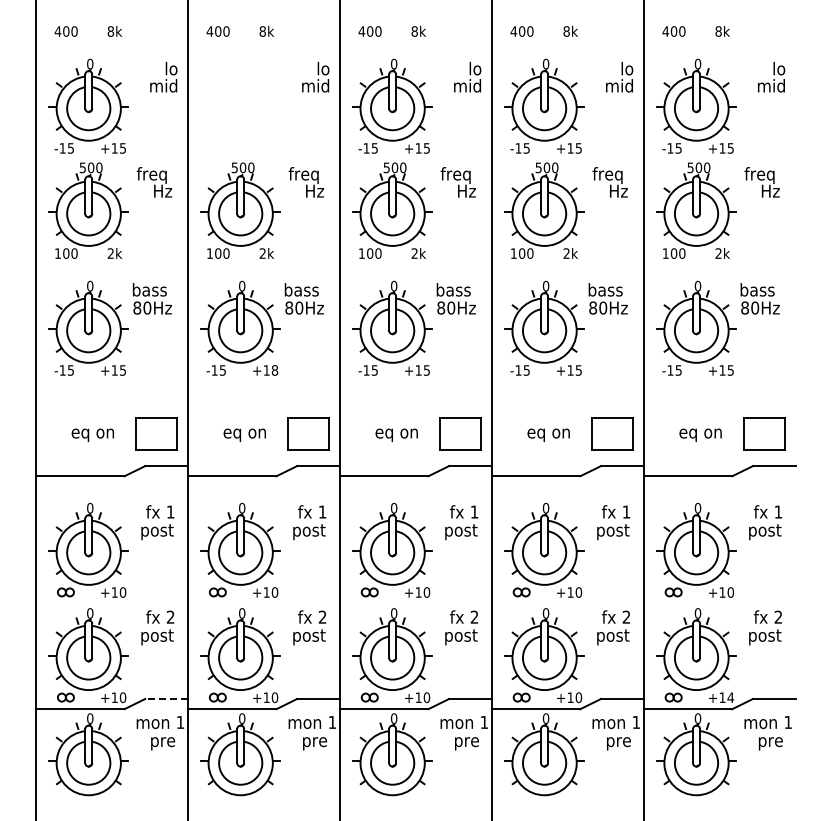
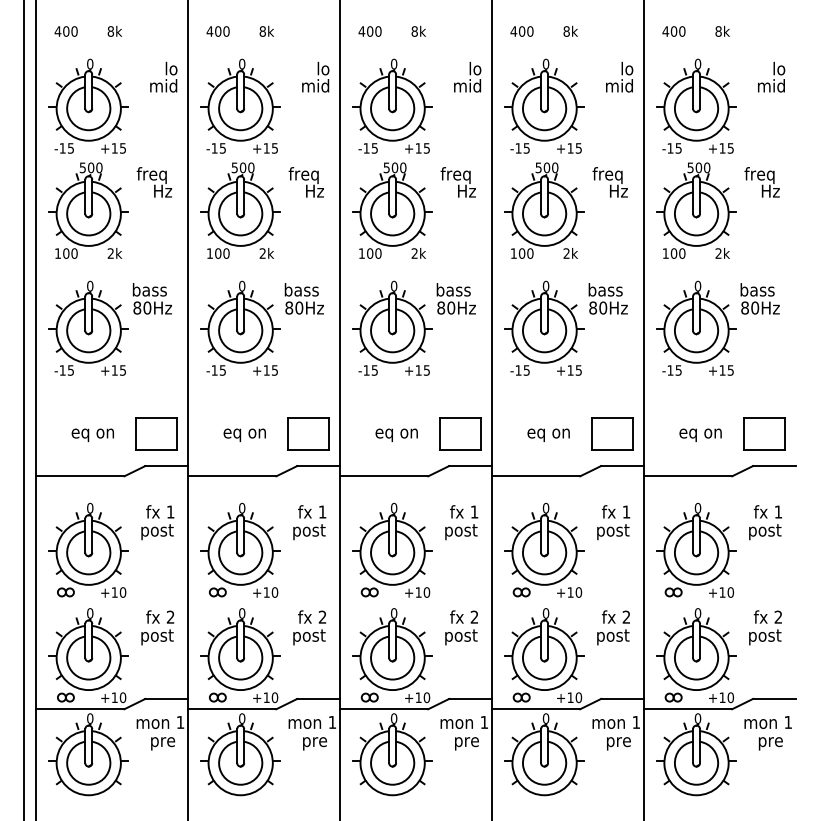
part: none -> present (240, 105)
text: +18 -> +15 (274, 370)
line: none -> present (24, 409)
text: +14 -> +10 (730, 697)
line: dashed -> solid (166, 698)
